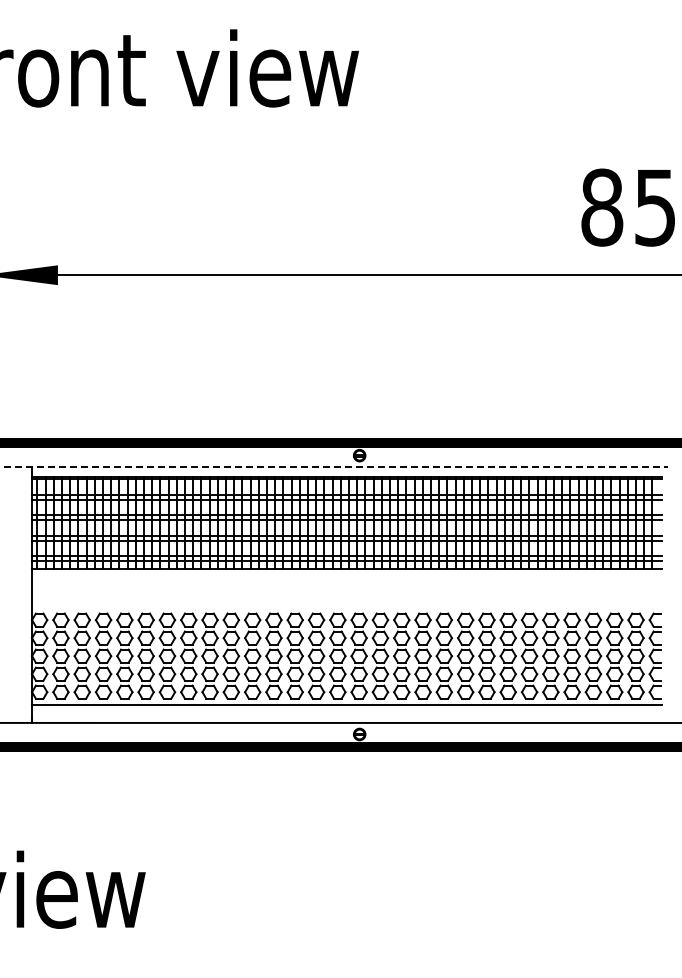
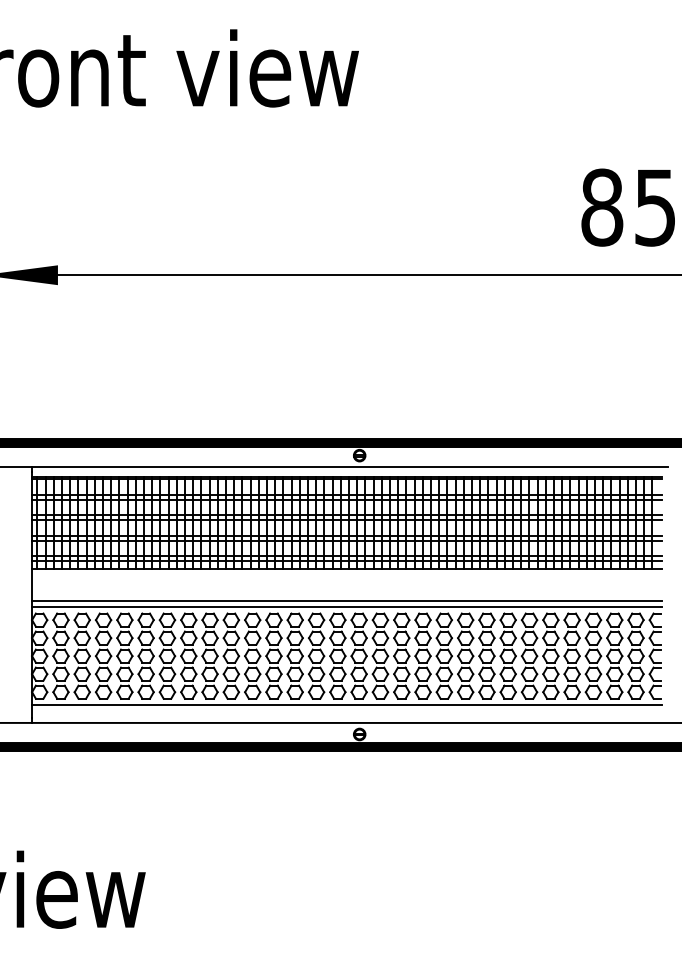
line: dashed -> solid (334, 467)
line: none -> present (346, 601)
line: none -> present (346, 607)
